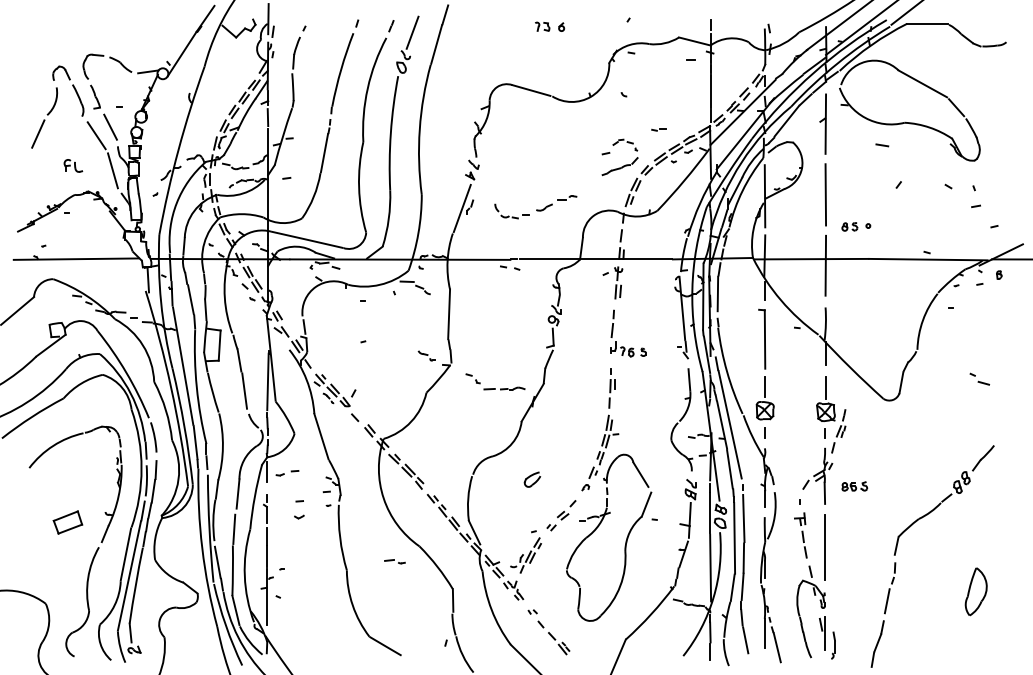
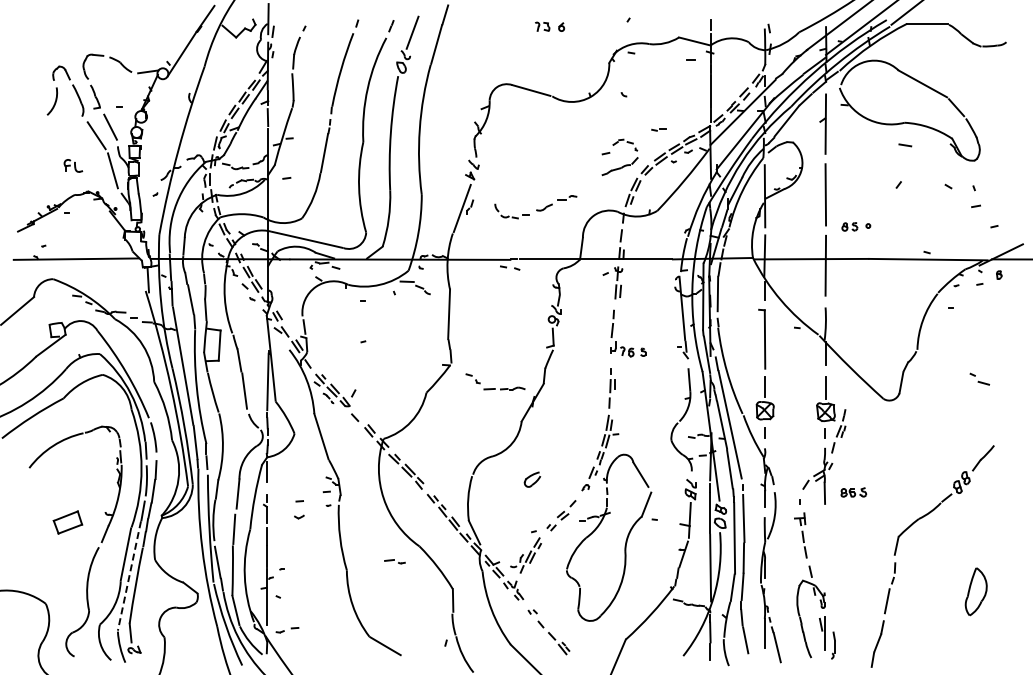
line: present -> none (38, 133)
line position: (882, 145) -> (905, 145) (905, 145)
part: present -> none (426, 355)
part position: (287, 473) -> (287, 630) (287, 630)
part position: (854, 486) -> (853, 492) (853, 492)
line: present -> none (824, 547)
line: solid -> dashed (129, 576)
